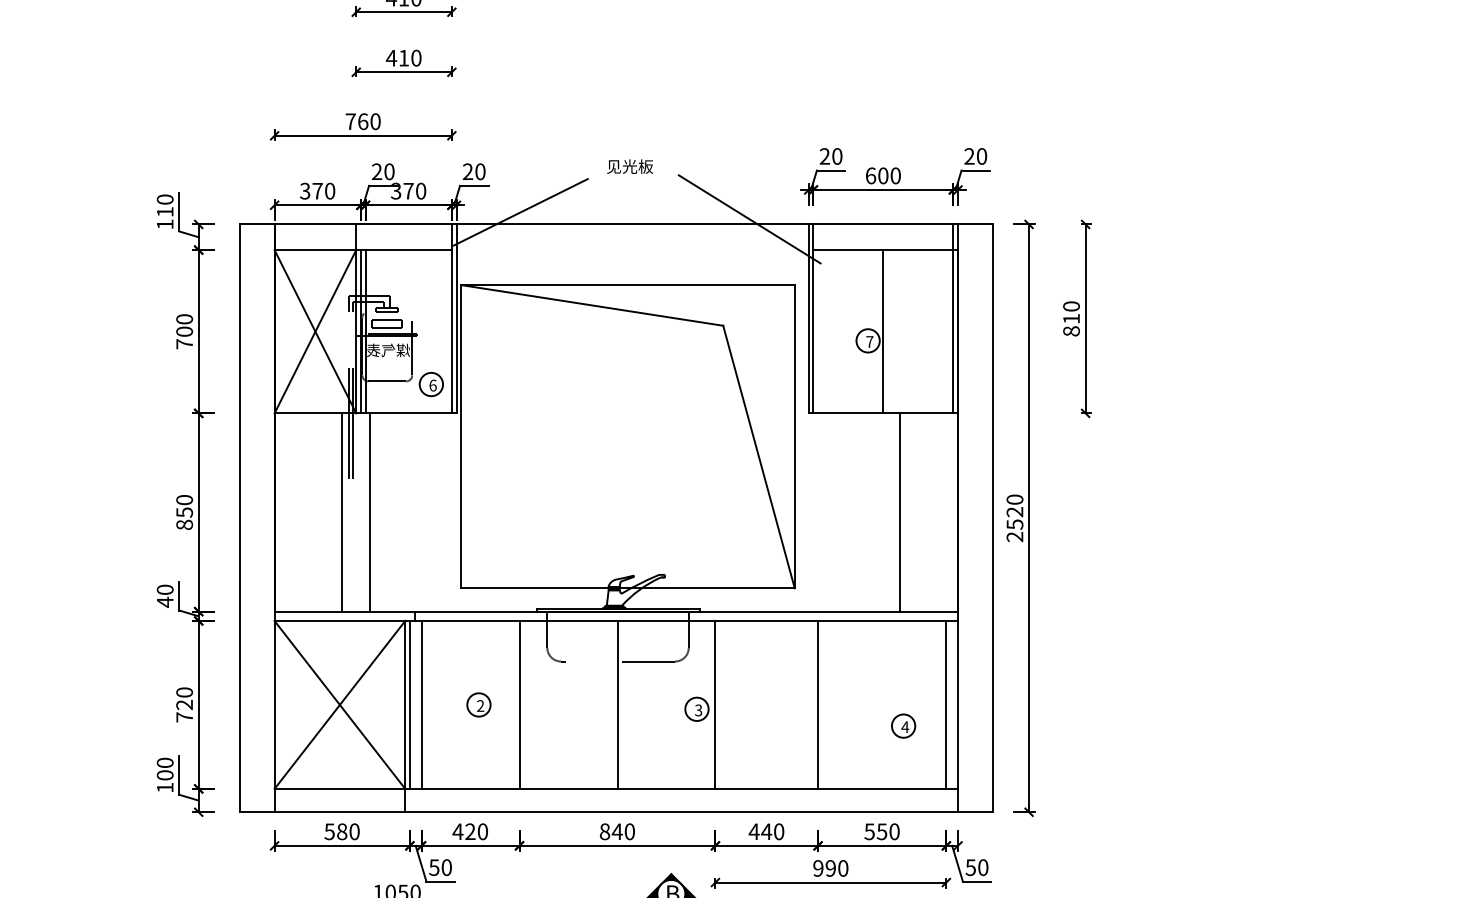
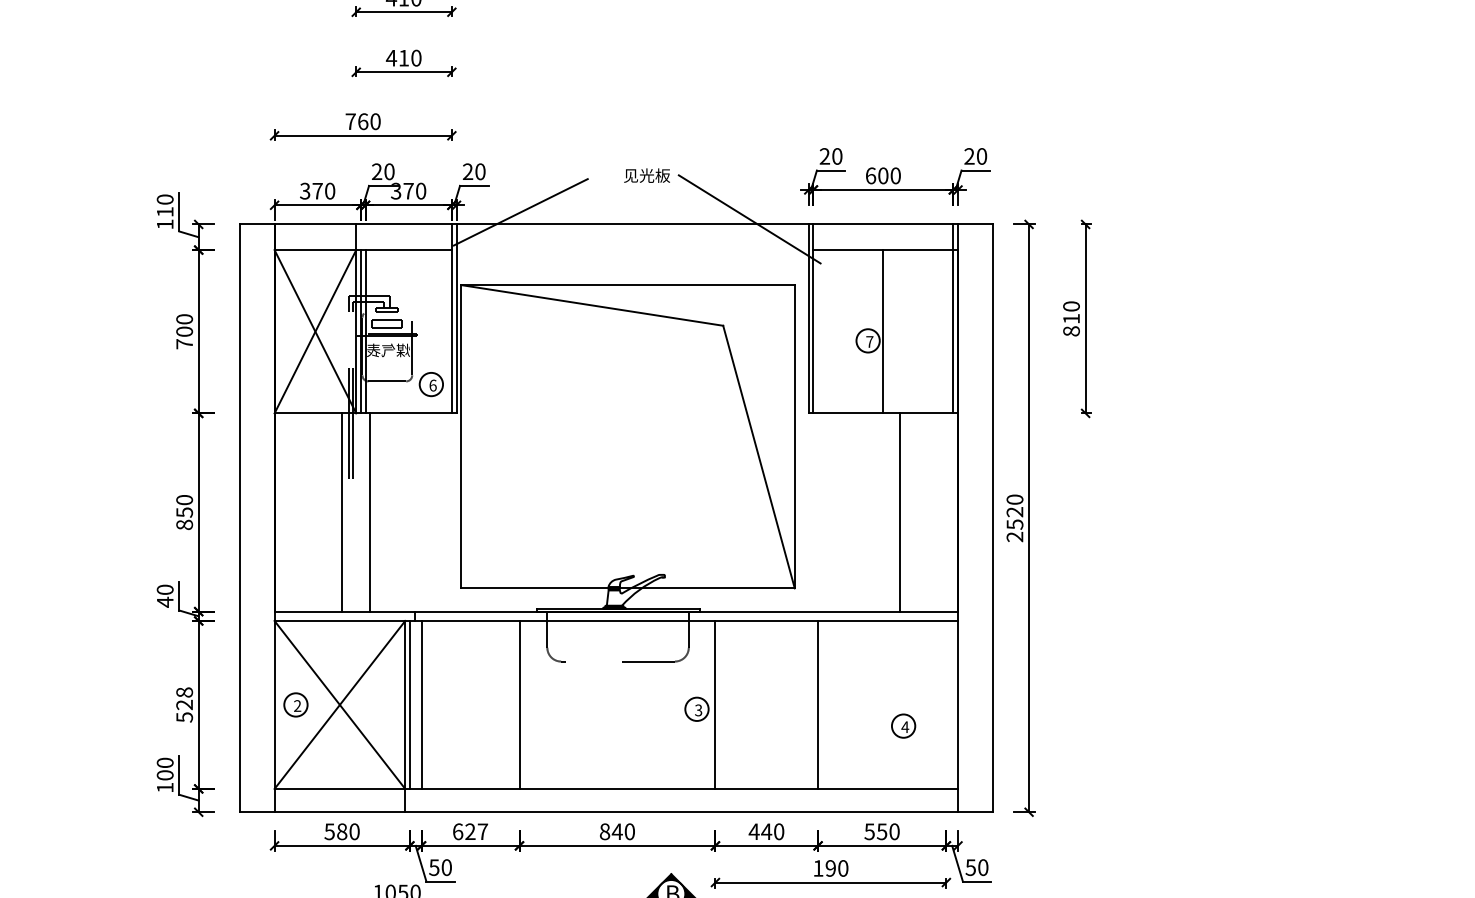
text position: (629, 166) -> (646, 175) (646, 175)
text: 720 -> 528 (184, 704)
part position: (478, 704) -> (295, 704) (295, 704)
line: present -> none (617, 704)
line: present -> none (946, 704)
text: 420 -> 627 (470, 831)
text: 990 -> 190 (818, 868)
